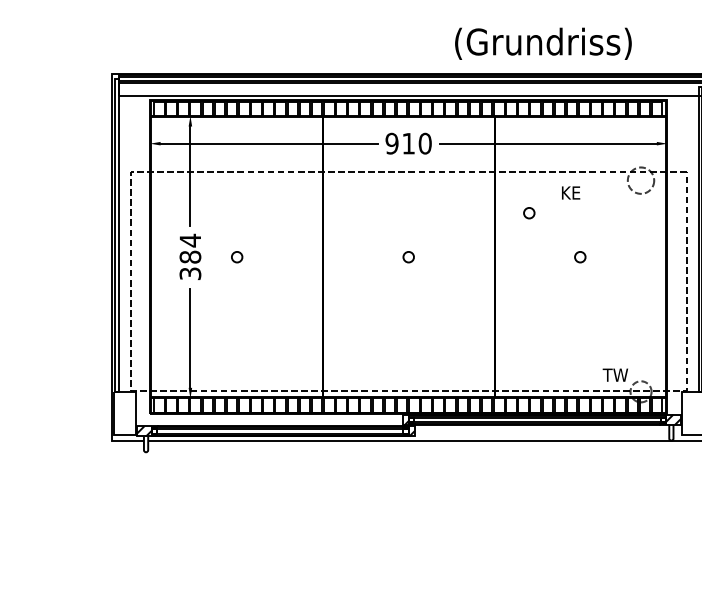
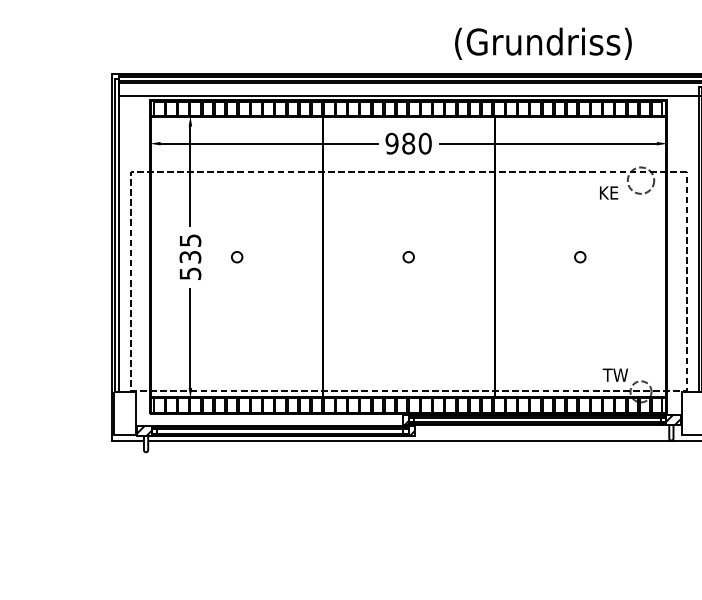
text: 910 -> 980 (408, 143)
text position: (571, 192) -> (609, 192) (609, 192)
circle: present -> none (529, 213)
text: 384 -> 535 (190, 256)
